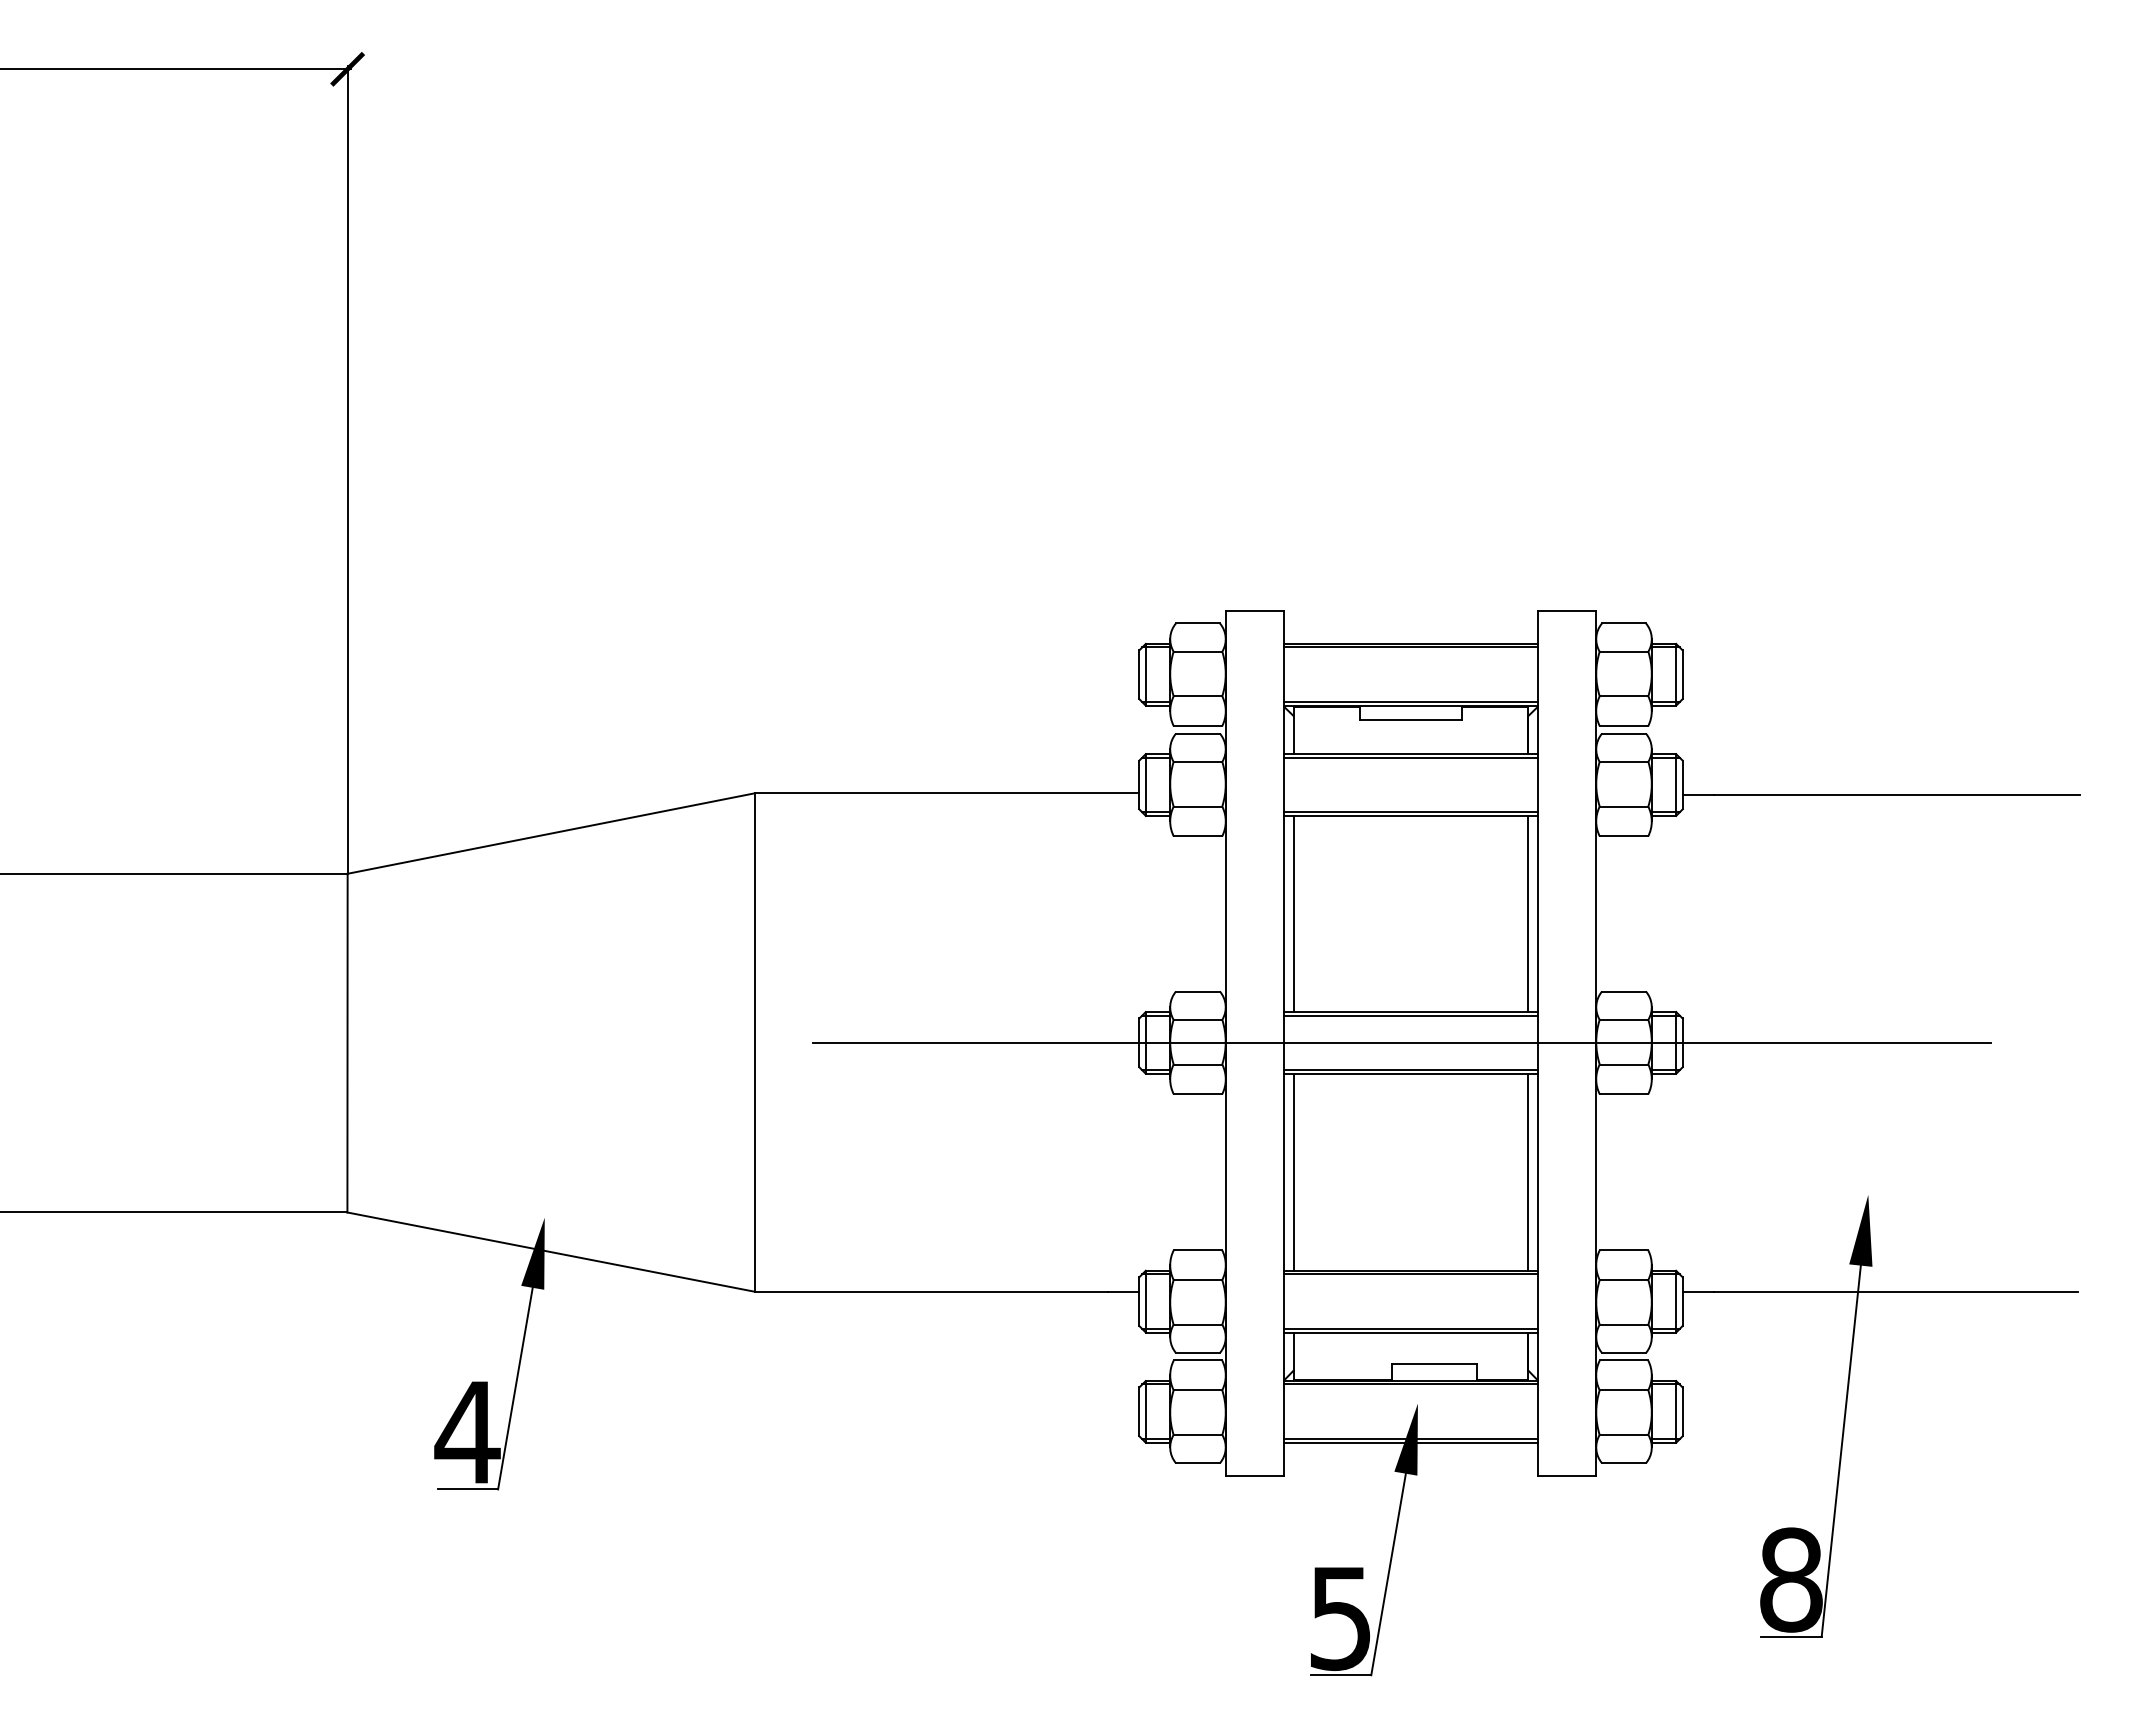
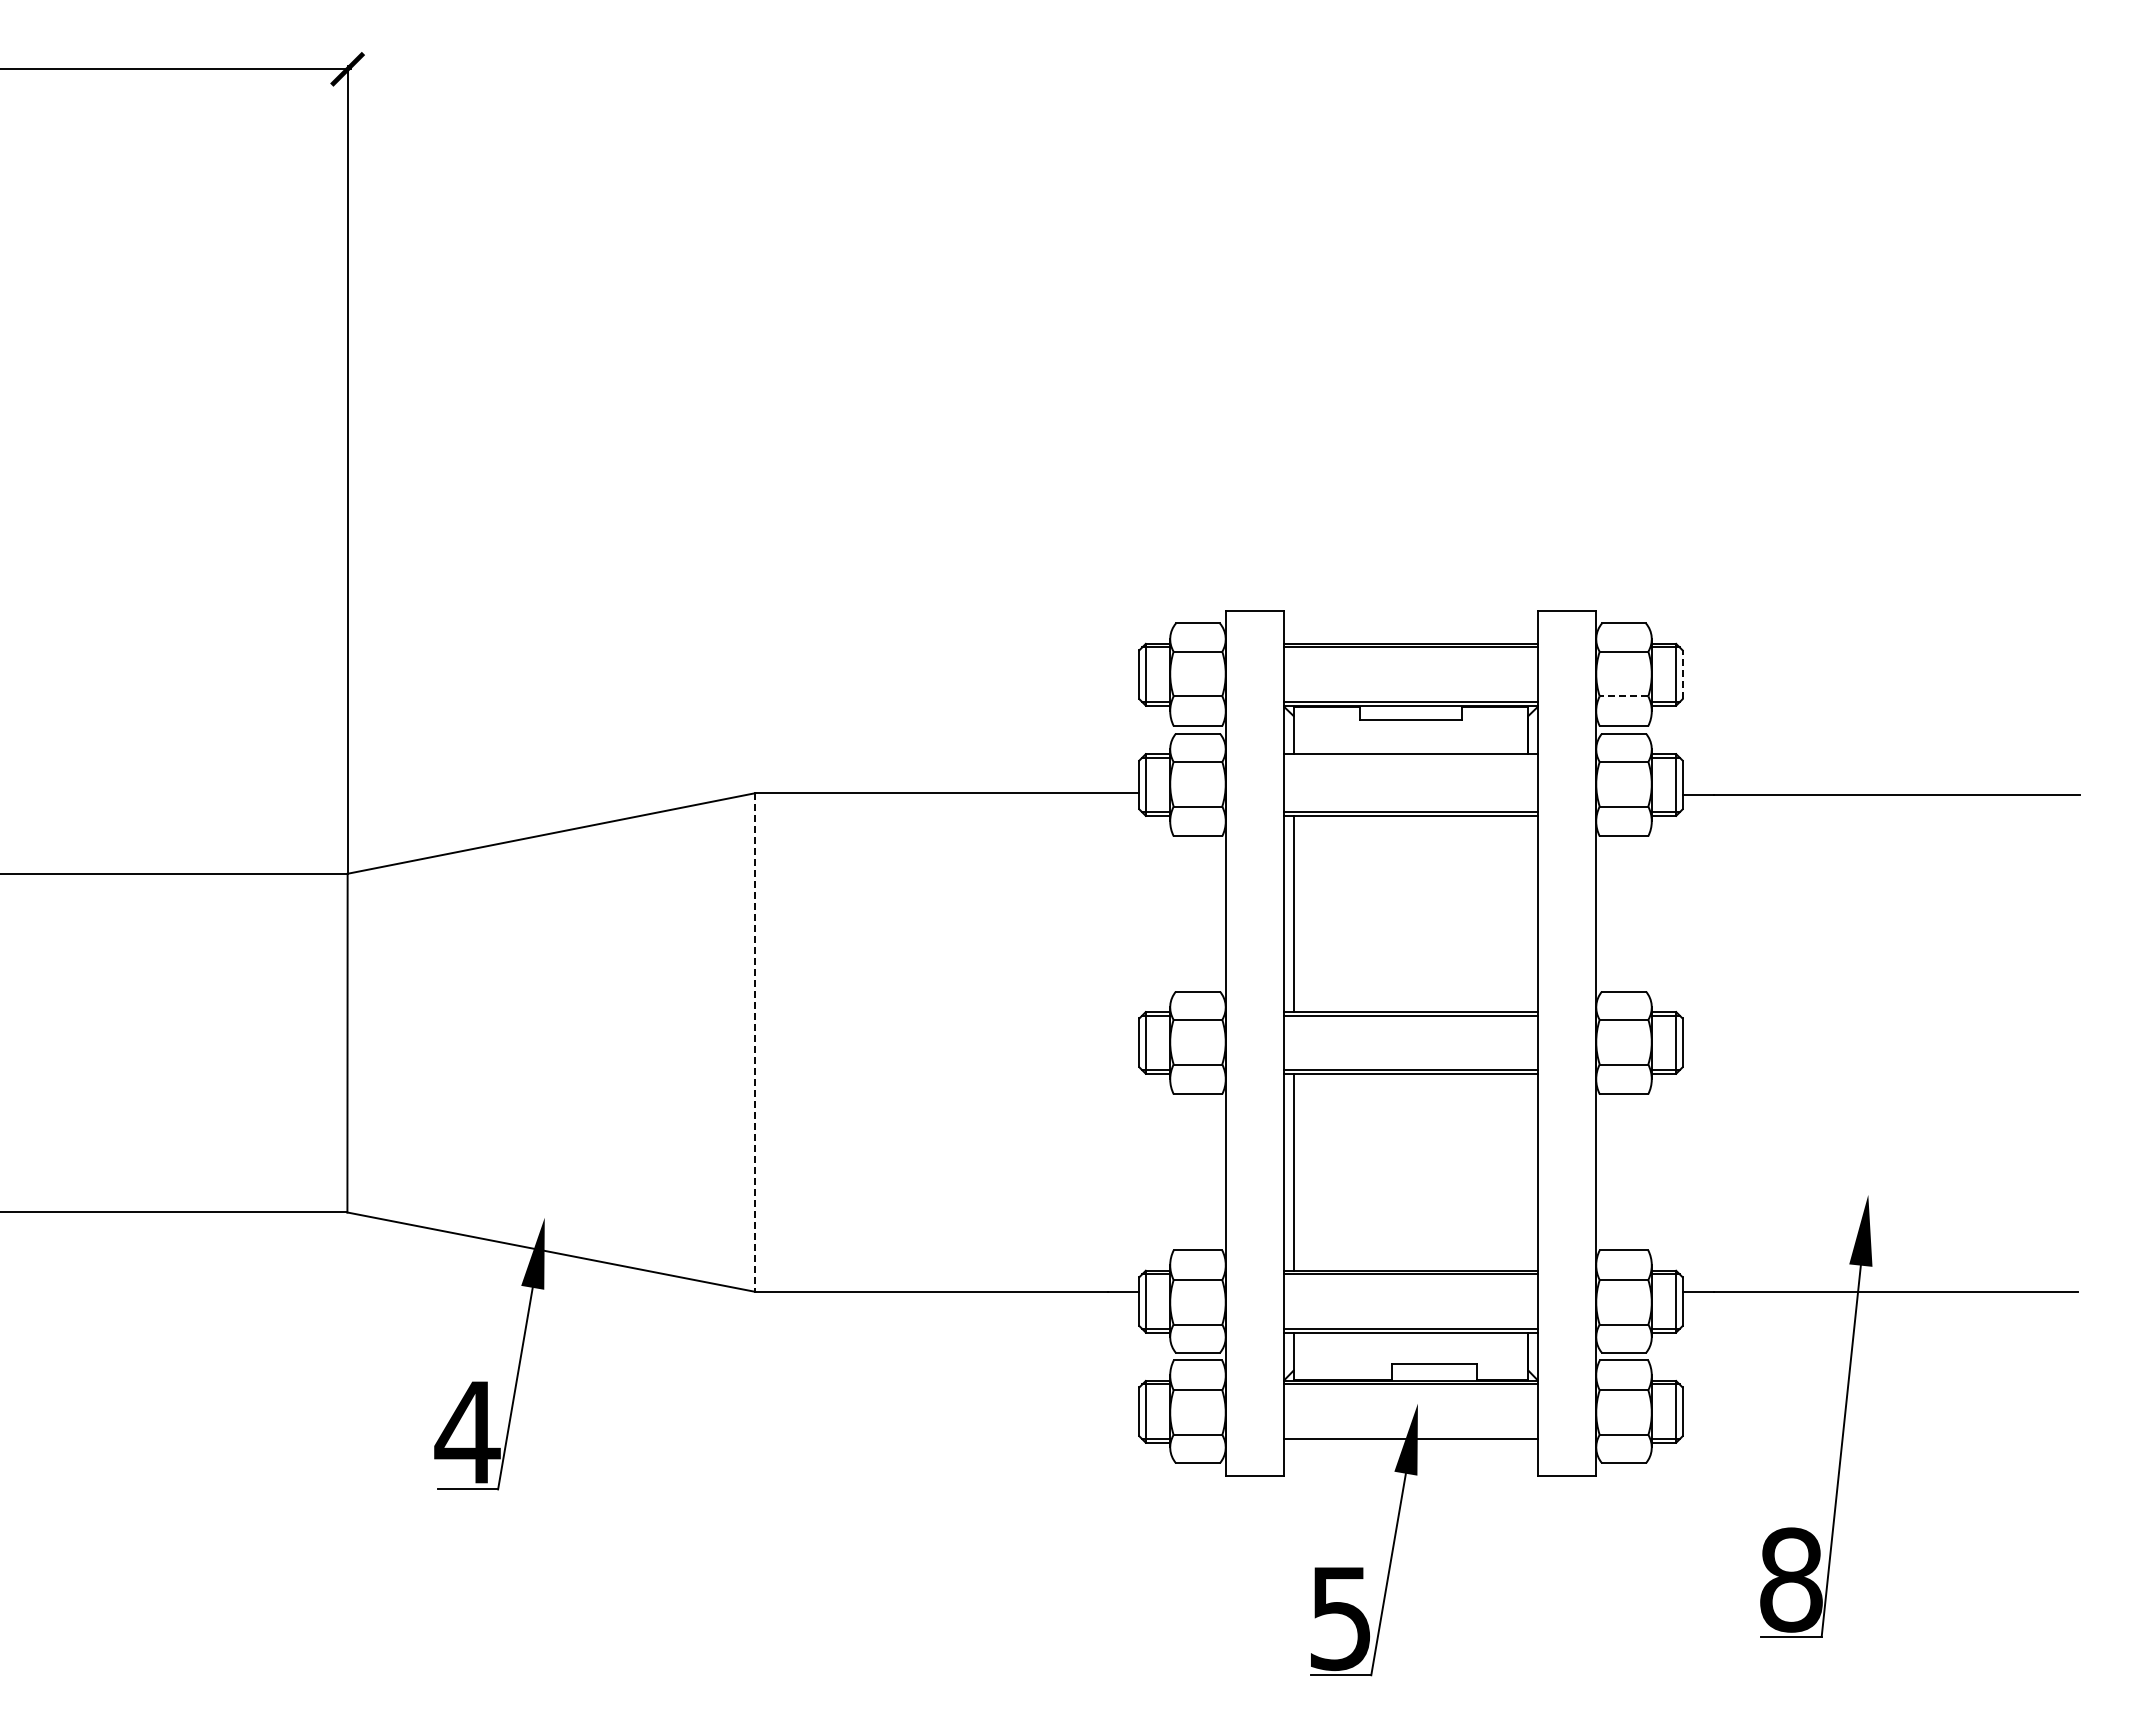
line: solid -> dashed (1682, 674)
line: solid -> dashed (1623, 696)
line: present -> none (1410, 757)
line: present -> none (1528, 913)
line: solid -> dashed (755, 1043)
line: present -> none (1401, 1043)
line: present -> none (1528, 1171)
line: present -> none (1410, 1442)
